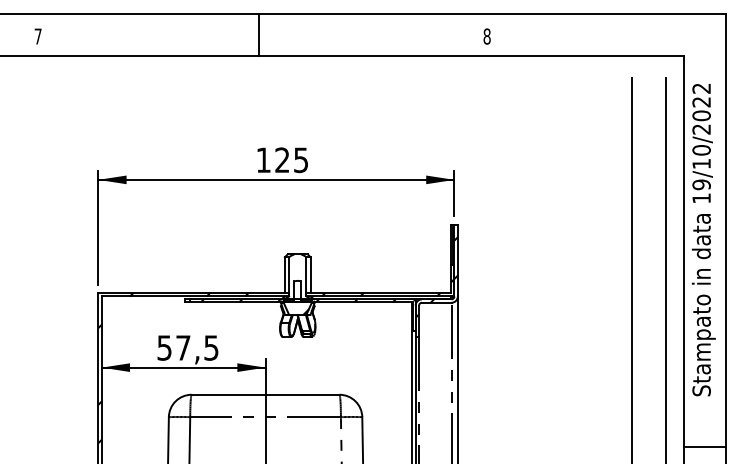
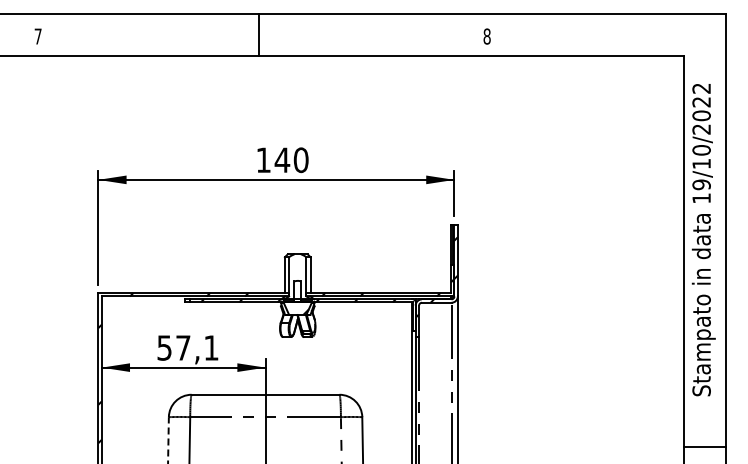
text: 125 -> 140 (291, 160)
line: present -> none (631, 269)
line: present -> none (666, 269)
text: 57,5 -> 57,1 (211, 347)
line: solid -> dashed (168, 440)
